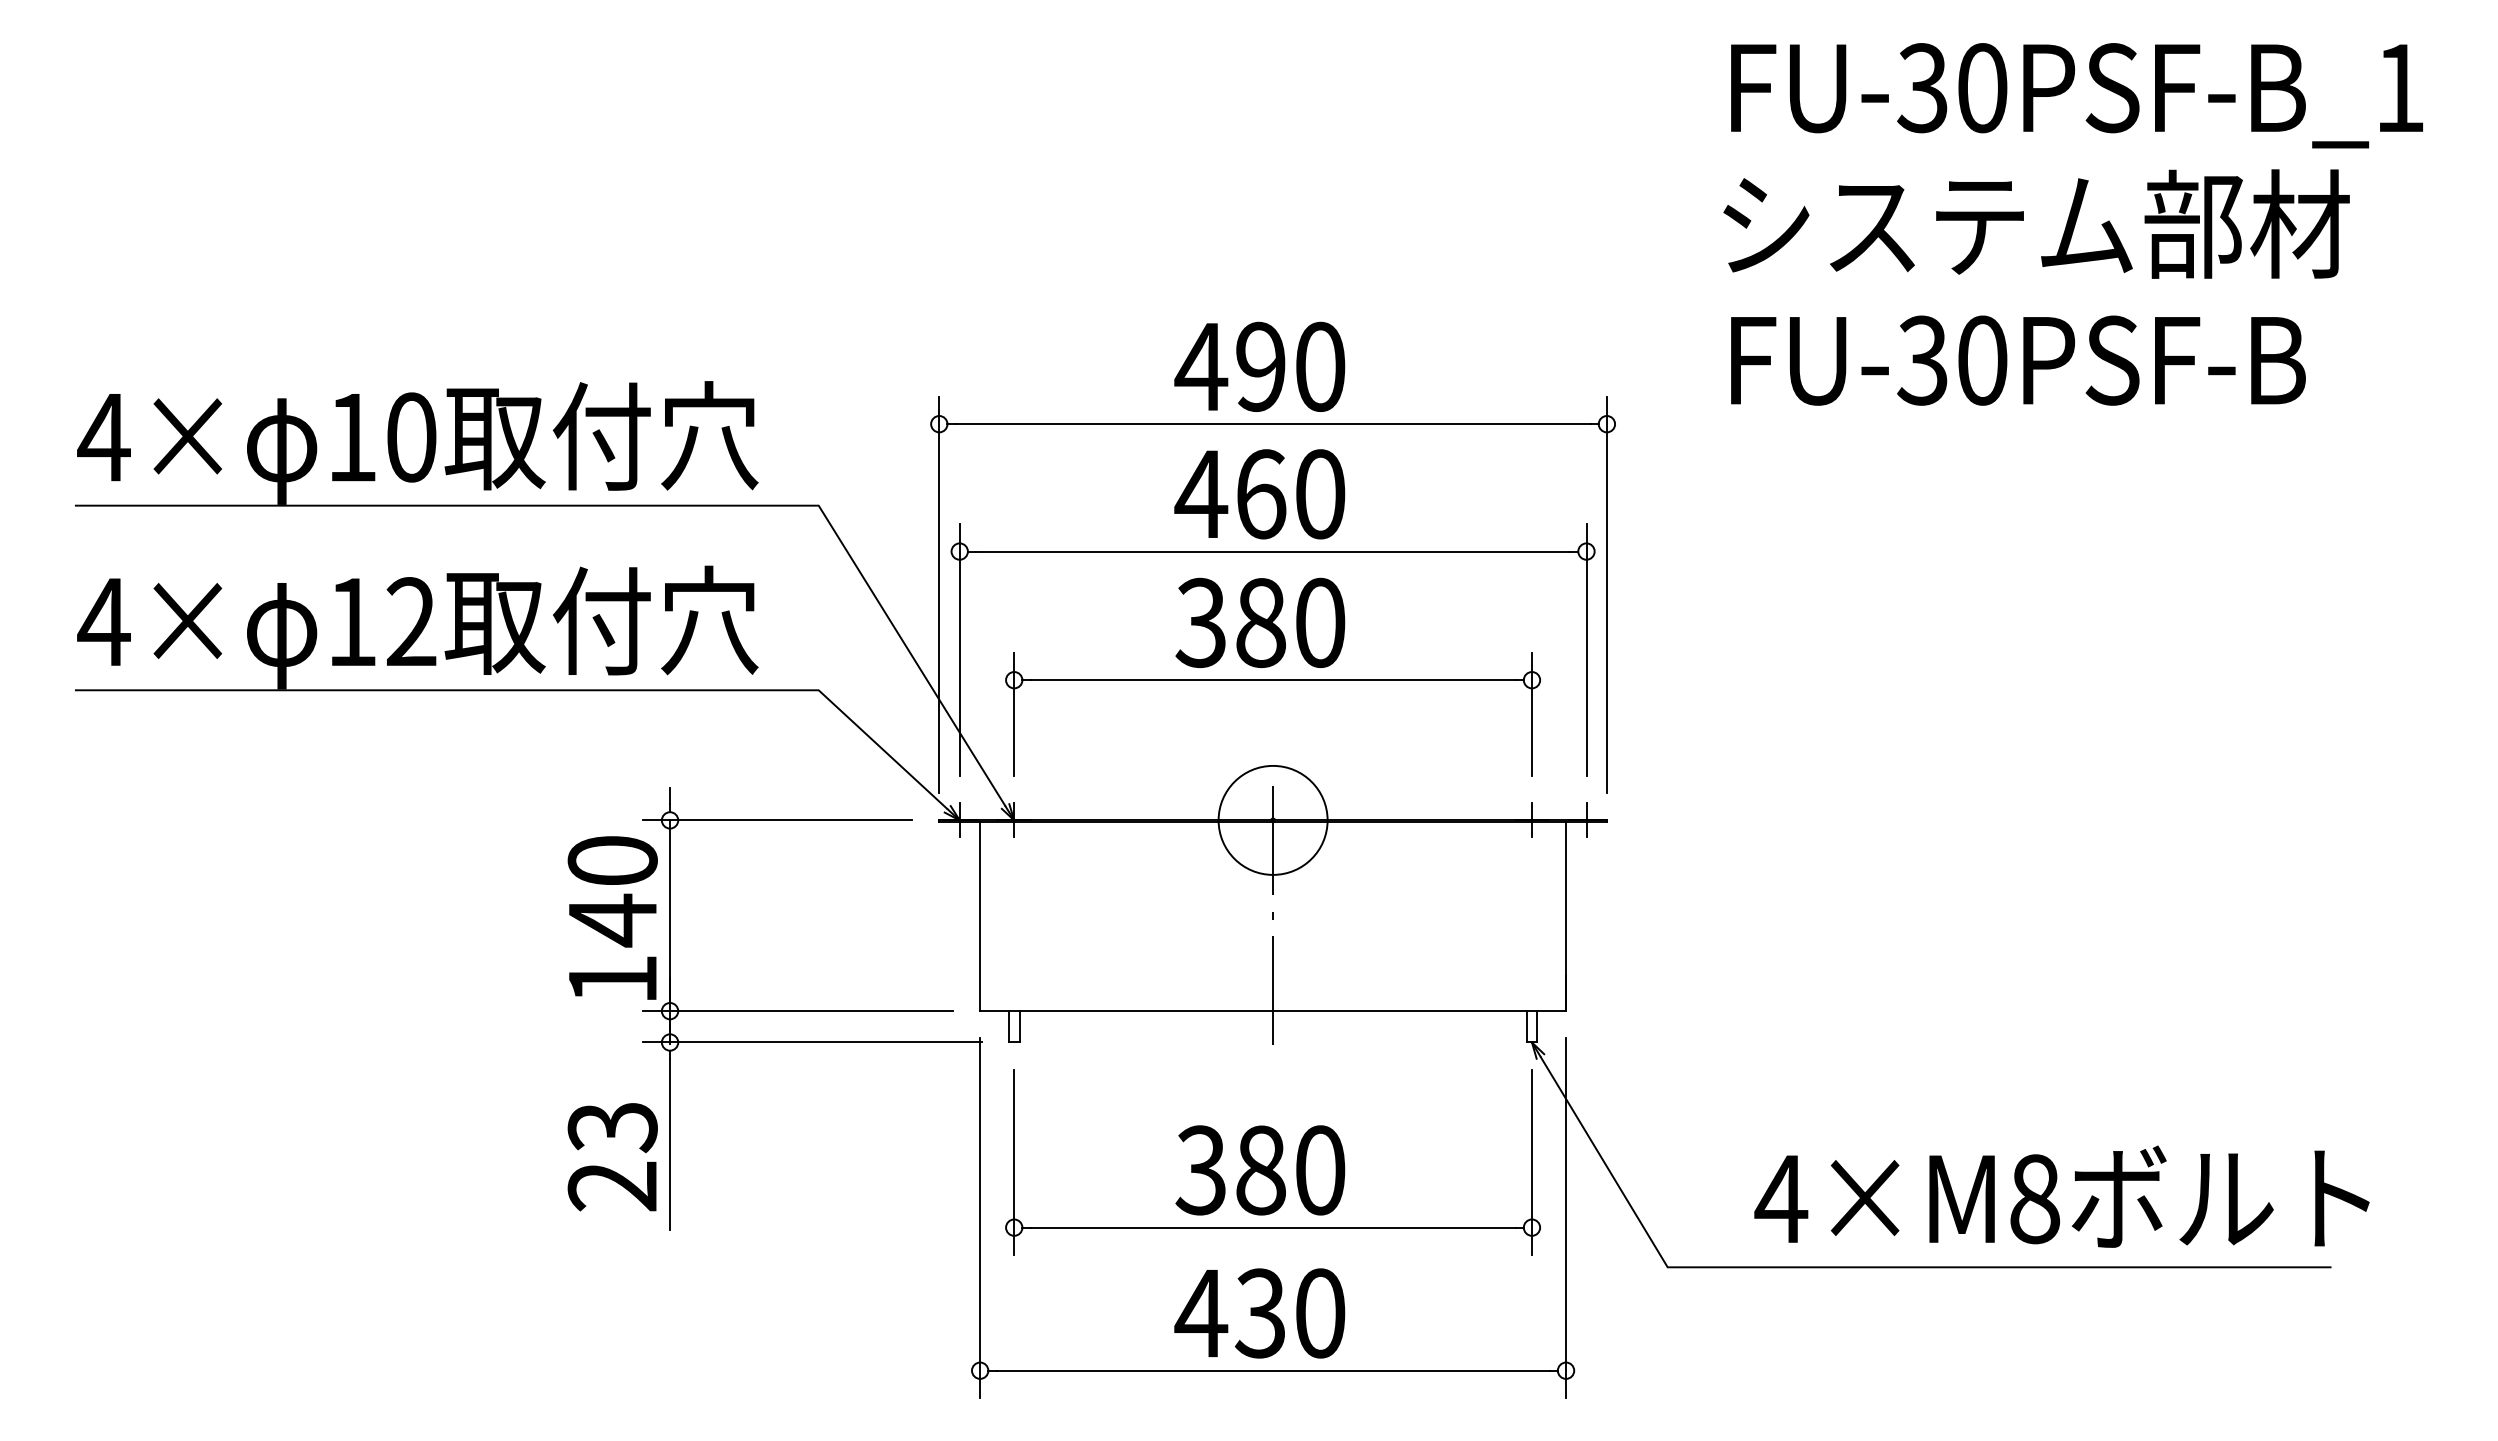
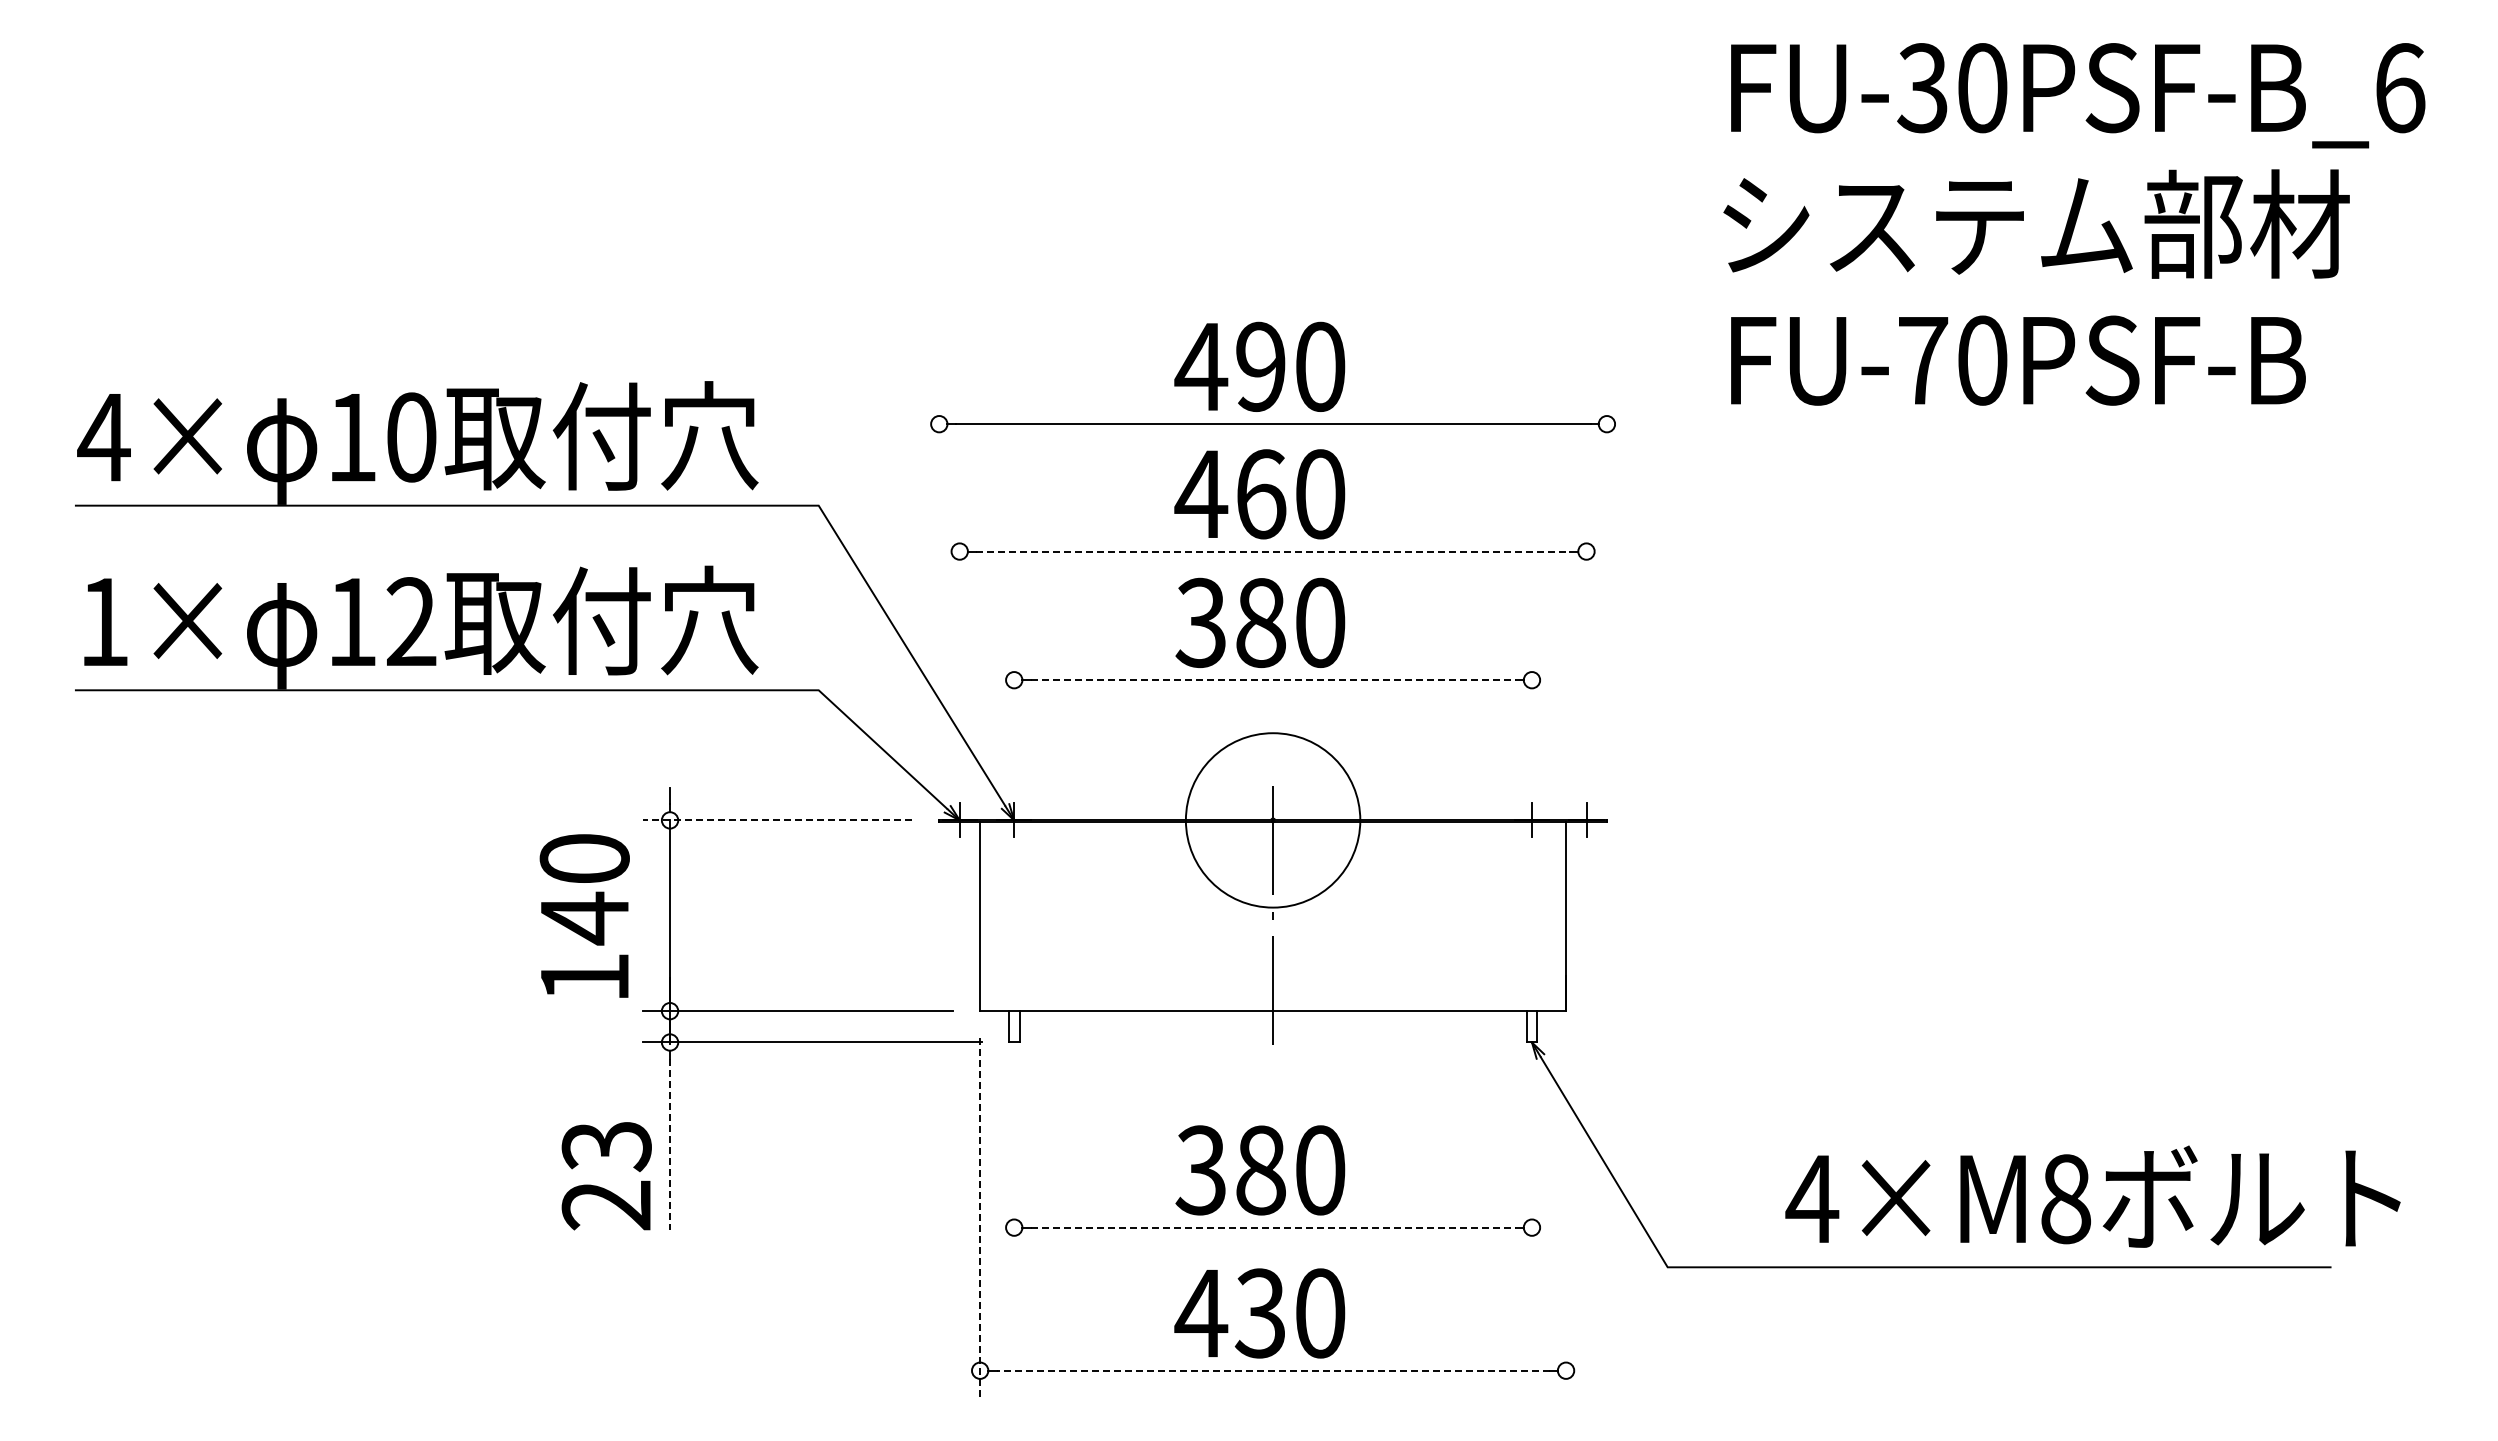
text: FU-30PSF-B_1 -> FU-30PSF-B_6 (2400, 88)
text: FU-30PSF-B -> FU-70PSF-B (1922, 360)
line: solid -> dashed (1273, 551)
line: present -> none (939, 594)
line: present -> none (1606, 594)
text: 4× -> 1× (103, 621)
line: present -> none (959, 650)
line: present -> none (1586, 650)
line: solid -> dashed (1273, 680)
line: present -> none (1014, 714)
line: present -> none (1531, 714)
circle diameter: 109 px -> 174 px (1272, 820)
line: solid -> dashed (777, 820)
text position: (612, 917) -> (584, 915) (584, 915)
line: solid -> dashed (670, 1144)
text position: (612, 1157) -> (606, 1176) (606, 1176)
line: present -> none (1014, 1161)
line: present -> none (1531, 1161)
text position: (2061, 1196) -> (2092, 1196) (2092, 1196)
line: present -> none (1566, 1217)
line: solid -> dashed (980, 1218)
line: solid -> dashed (1273, 1227)
line: solid -> dashed (1273, 1370)
